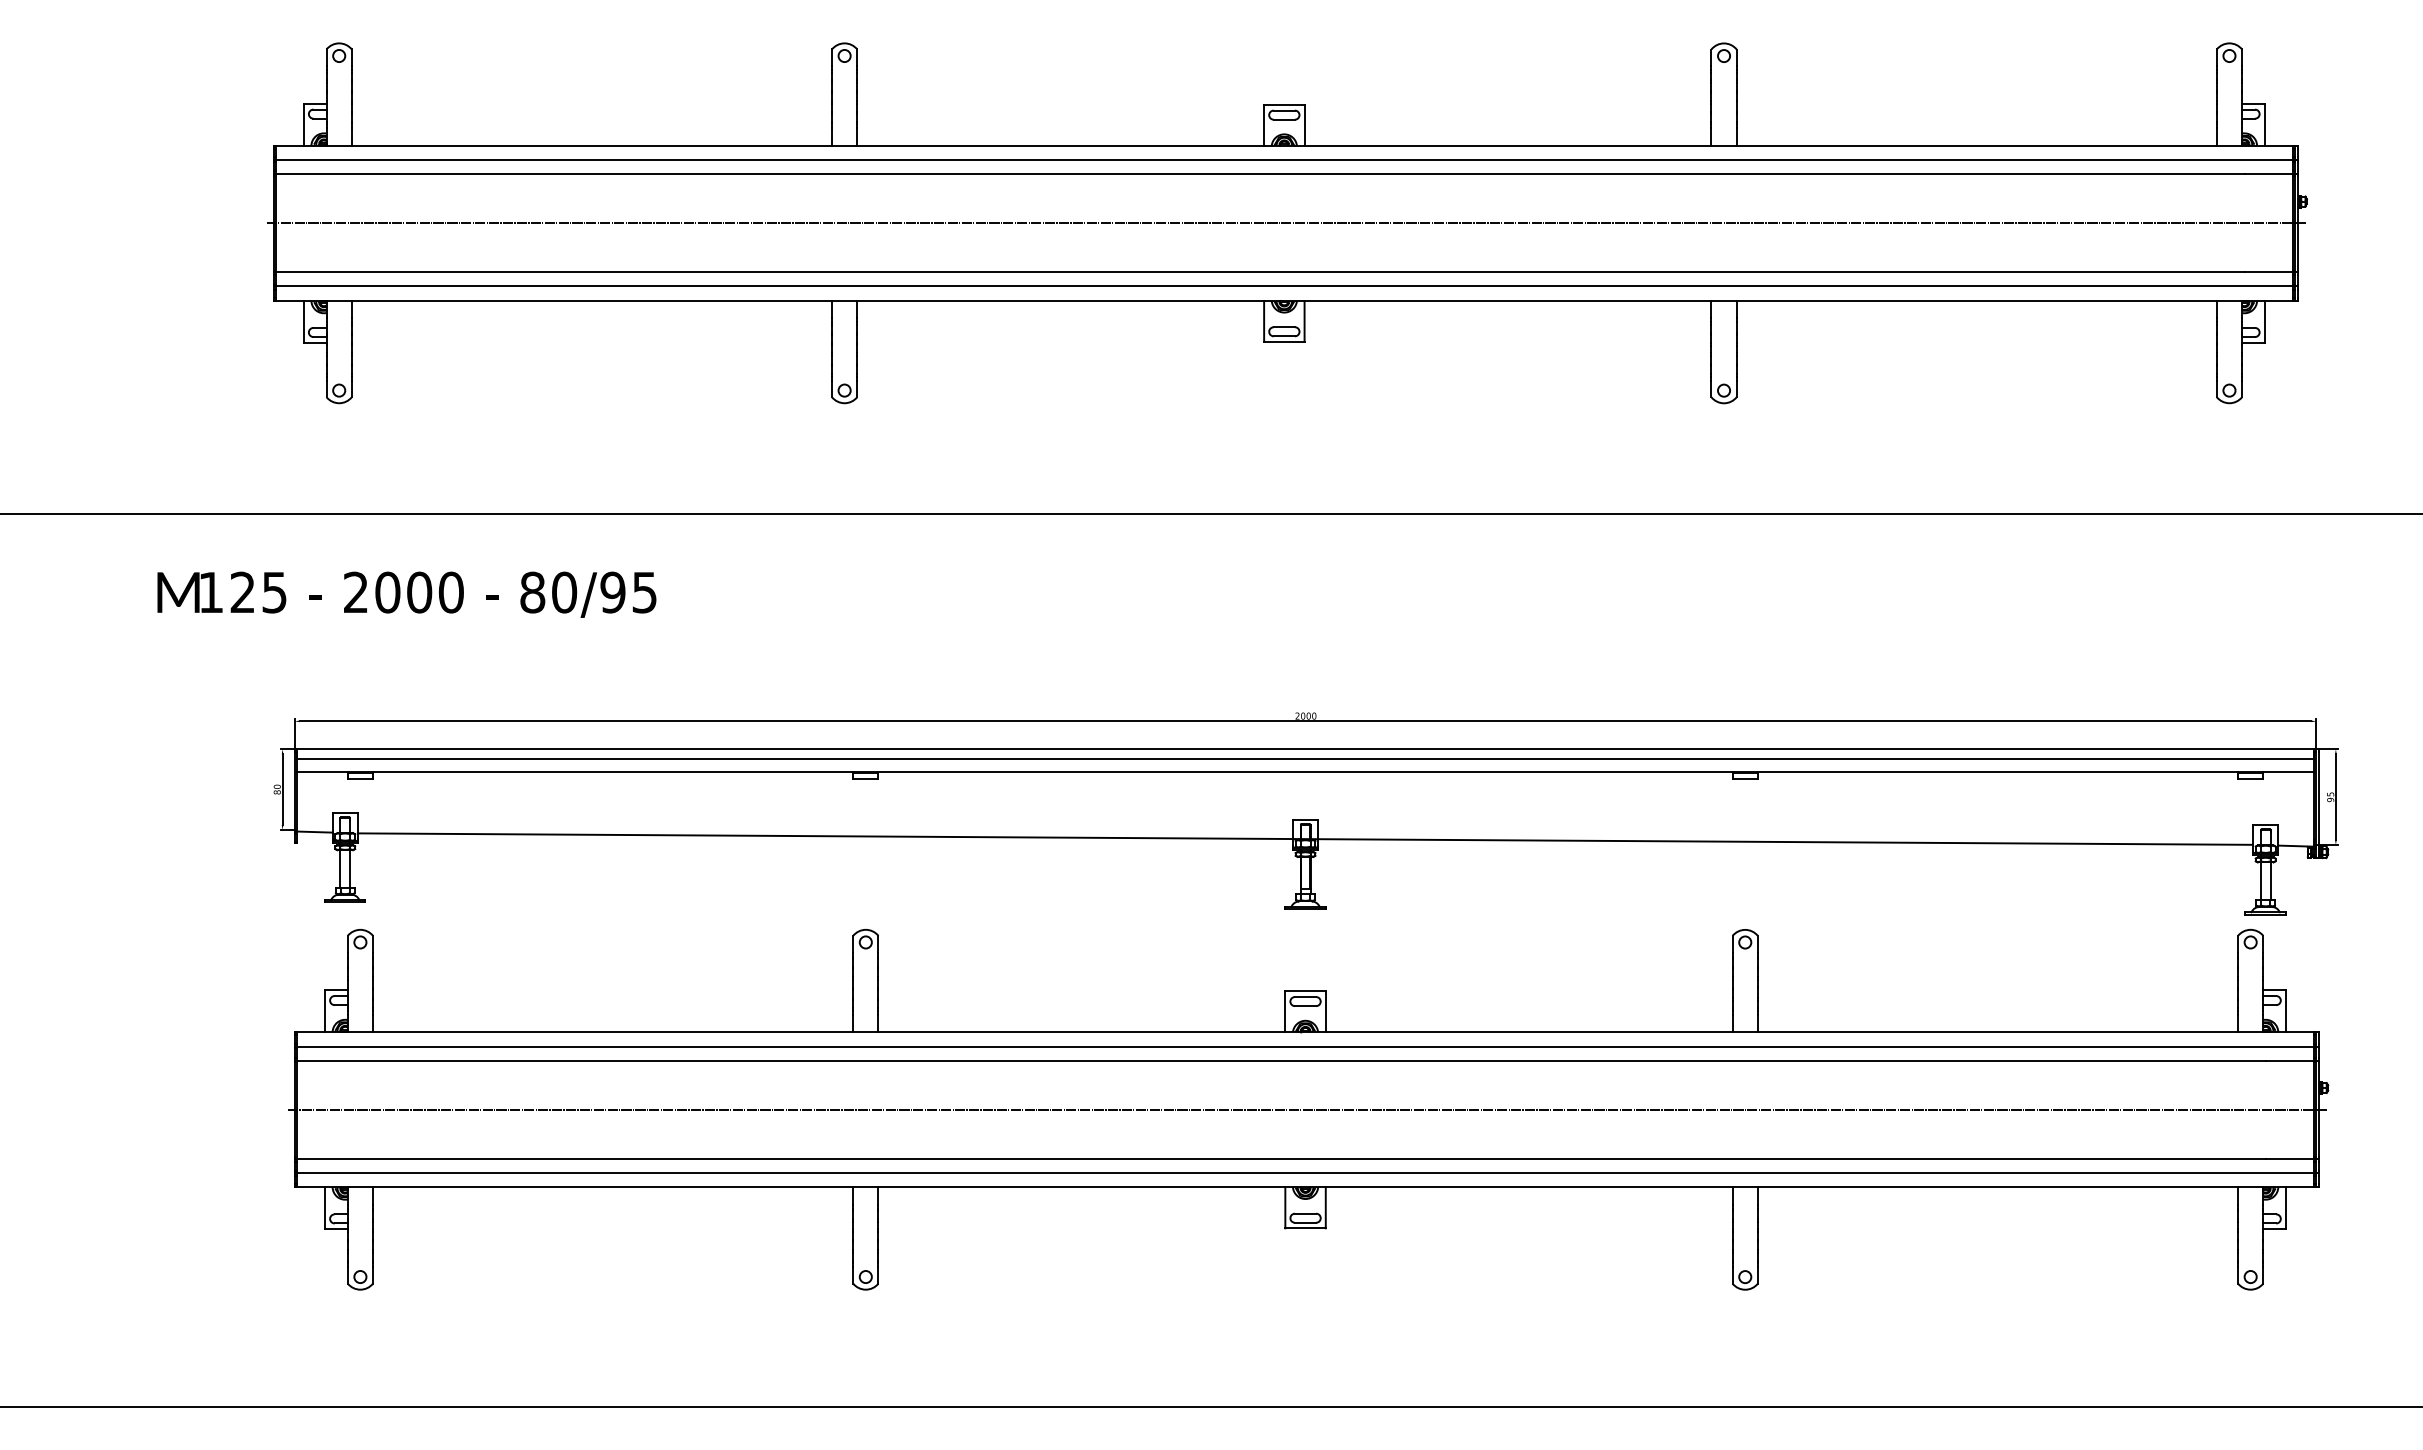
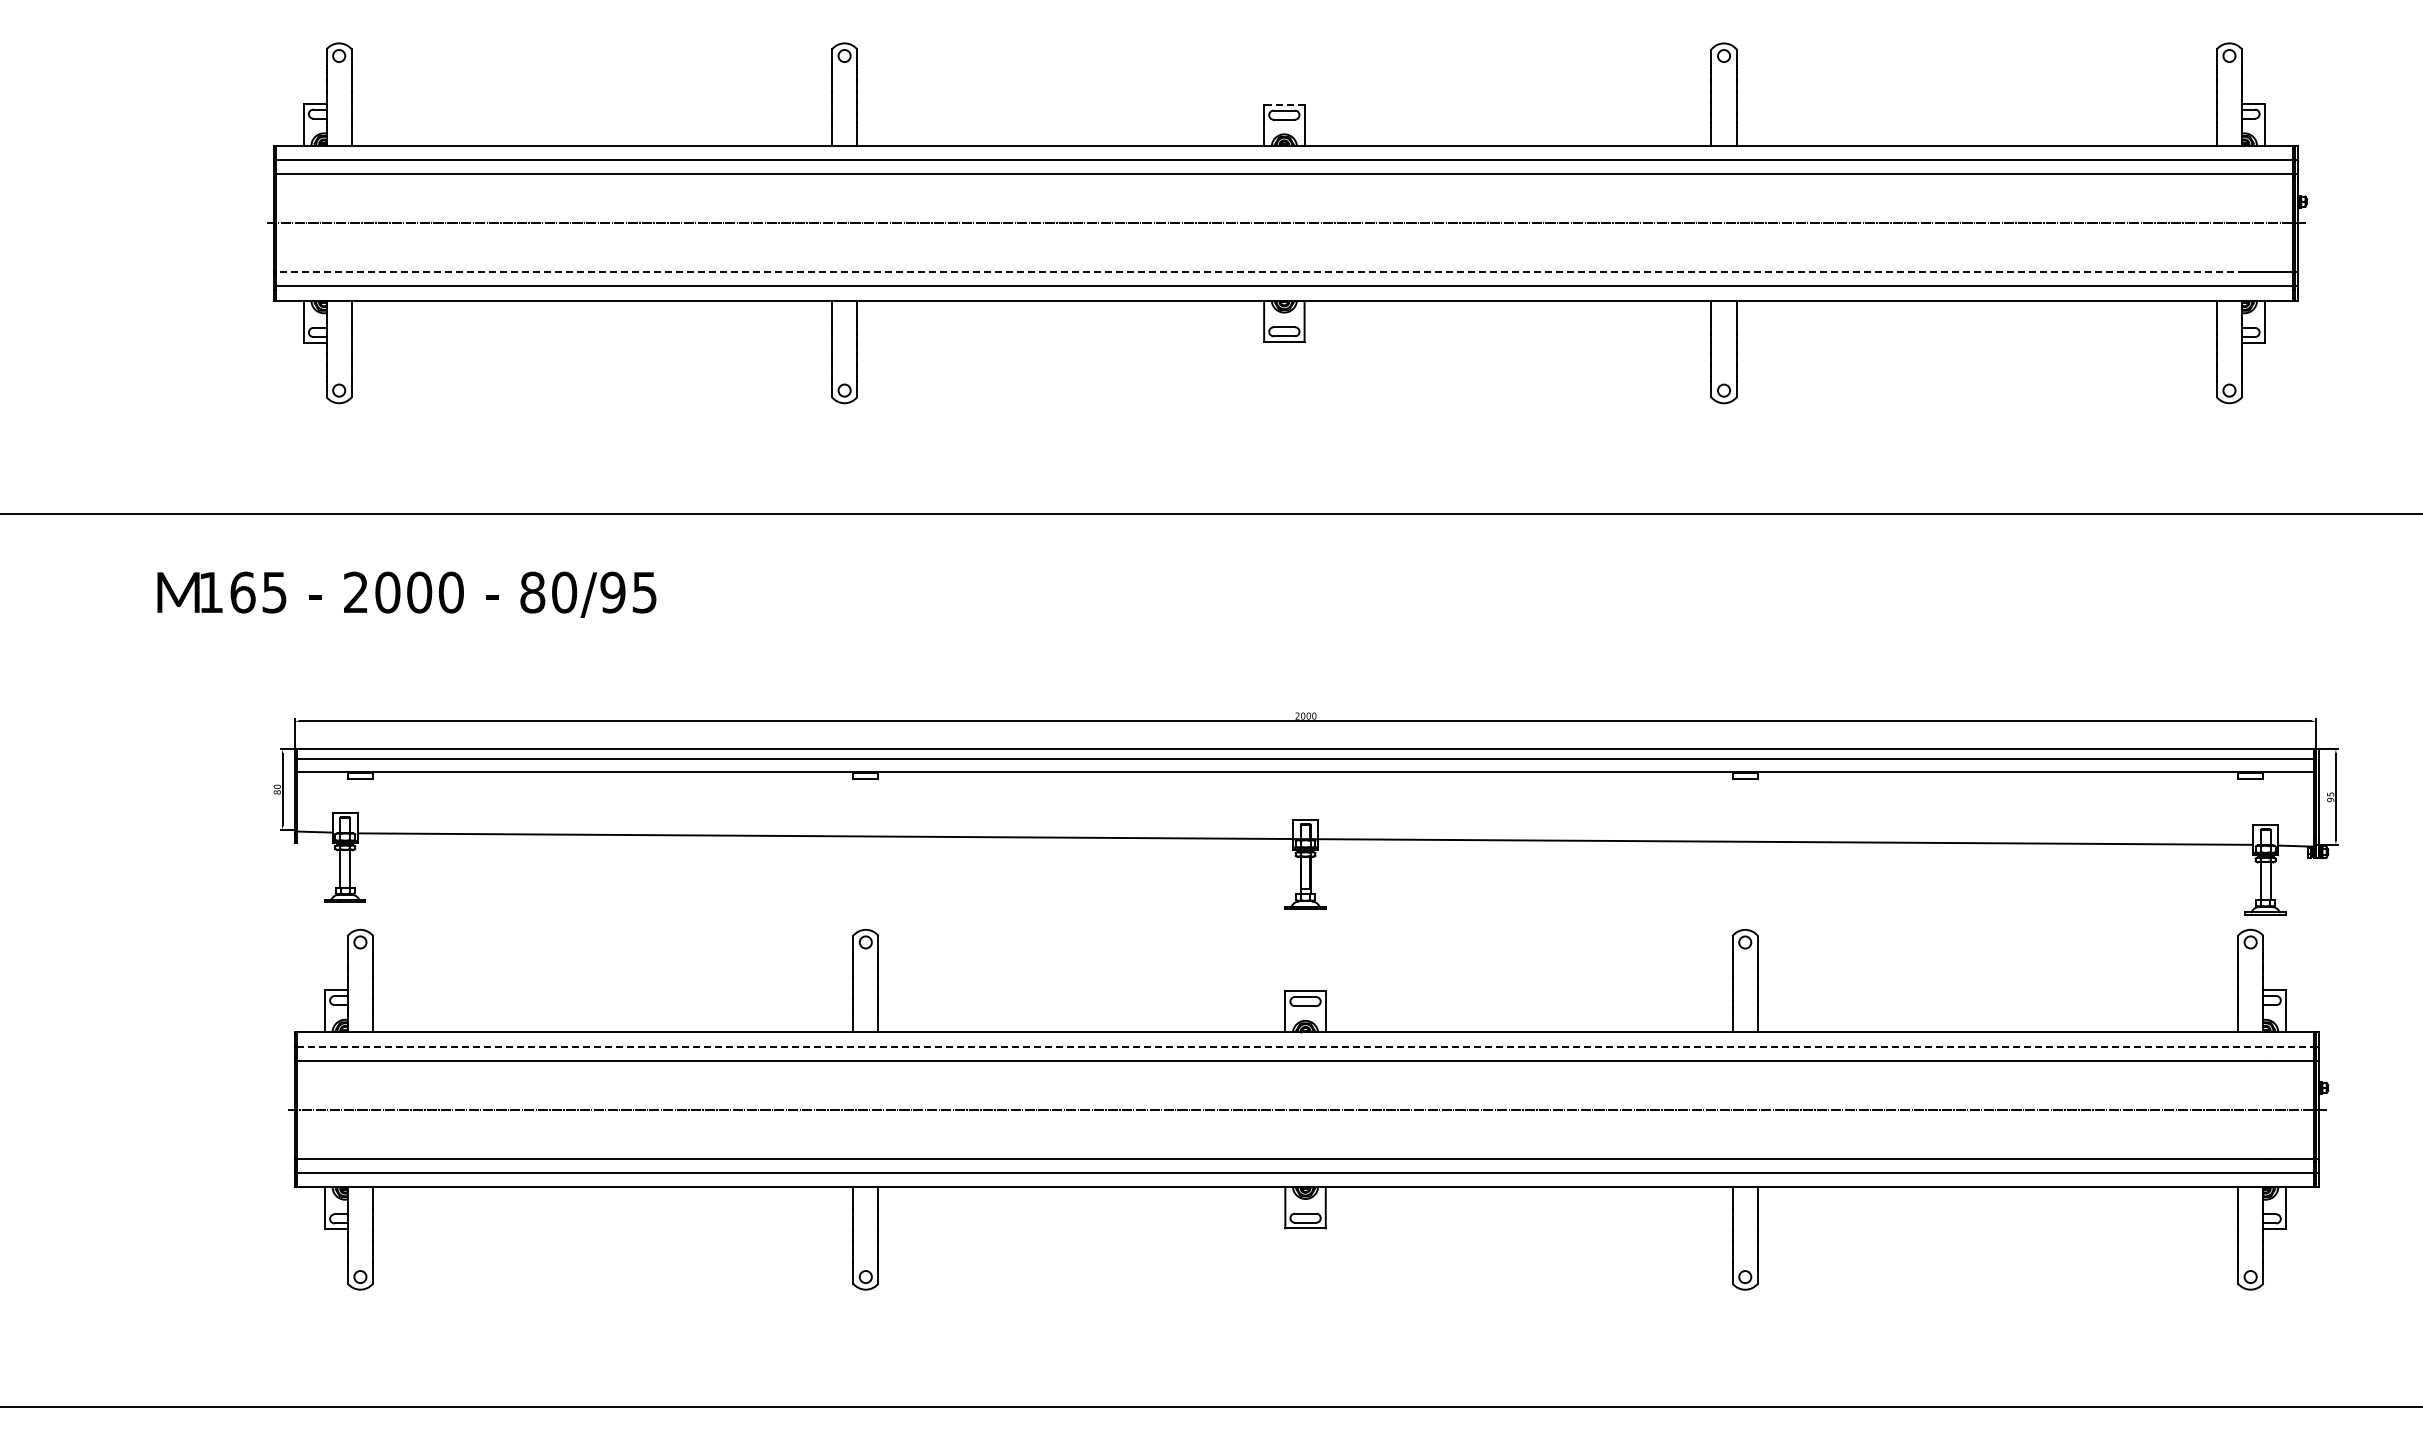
line: solid -> dashed (1283, 105)
line: solid -> dashed (1260, 272)
text: 125 -> 165 (242, 592)
line: solid -> dashed (1305, 1046)
